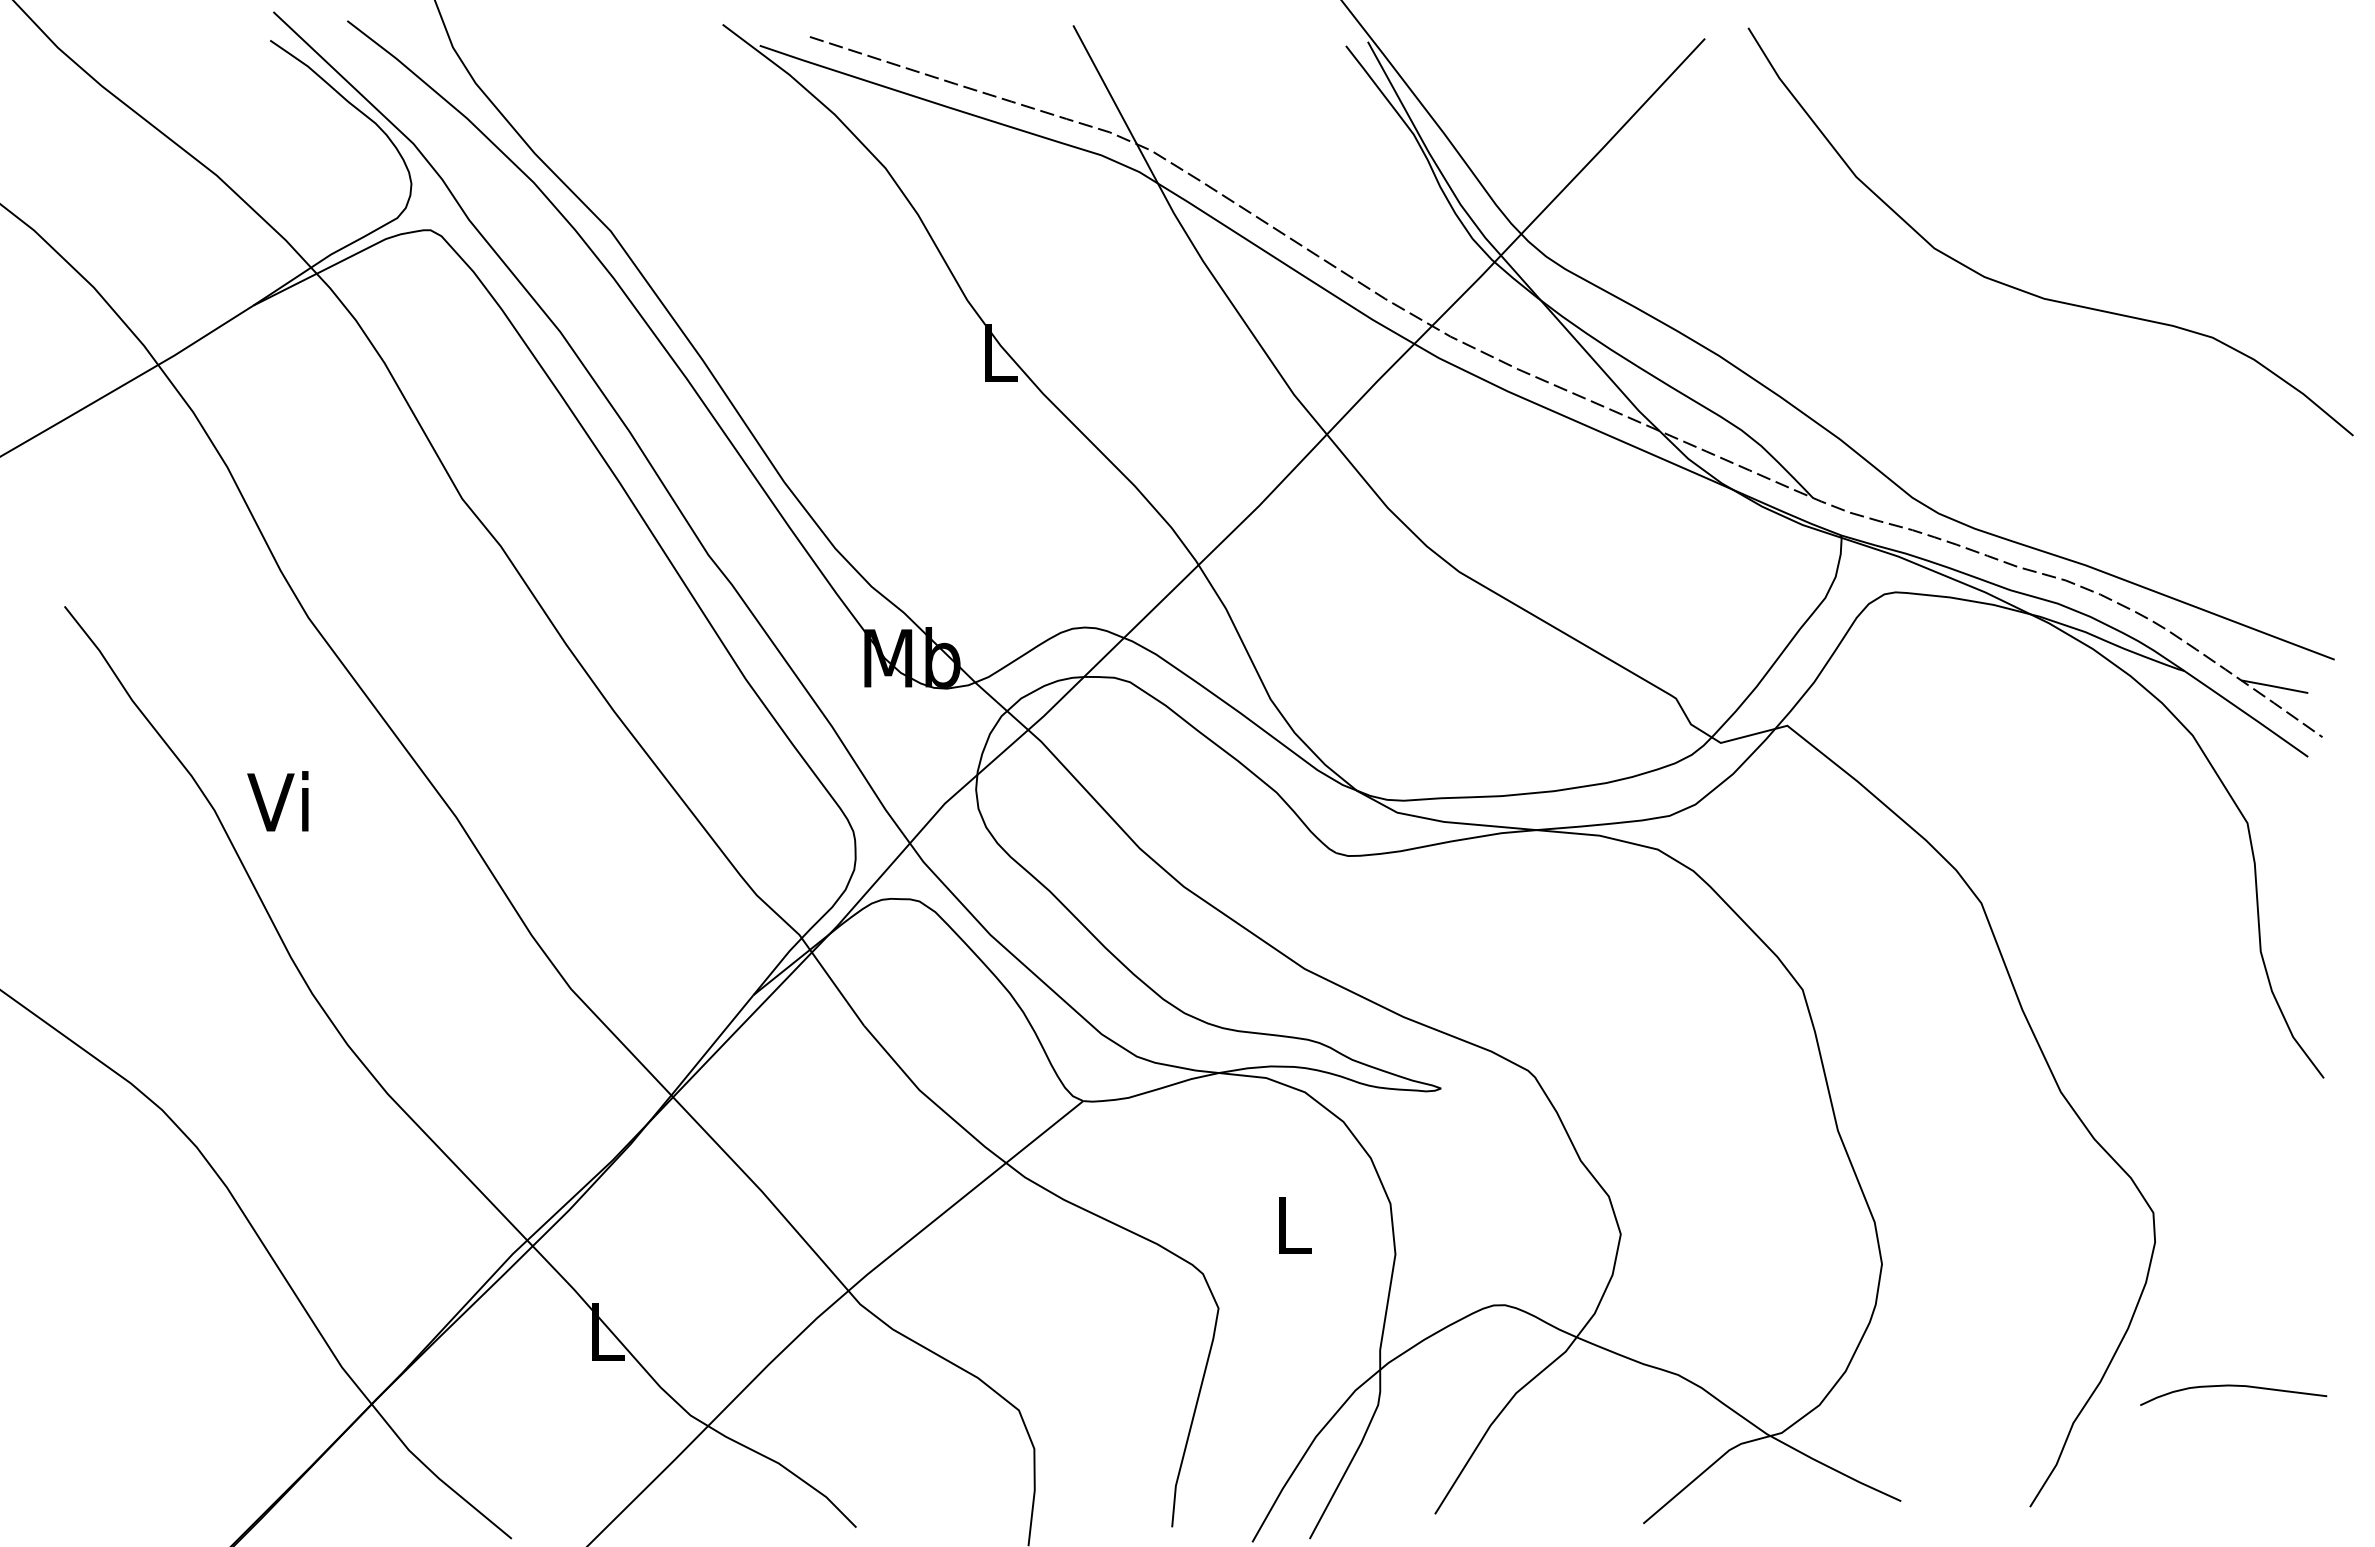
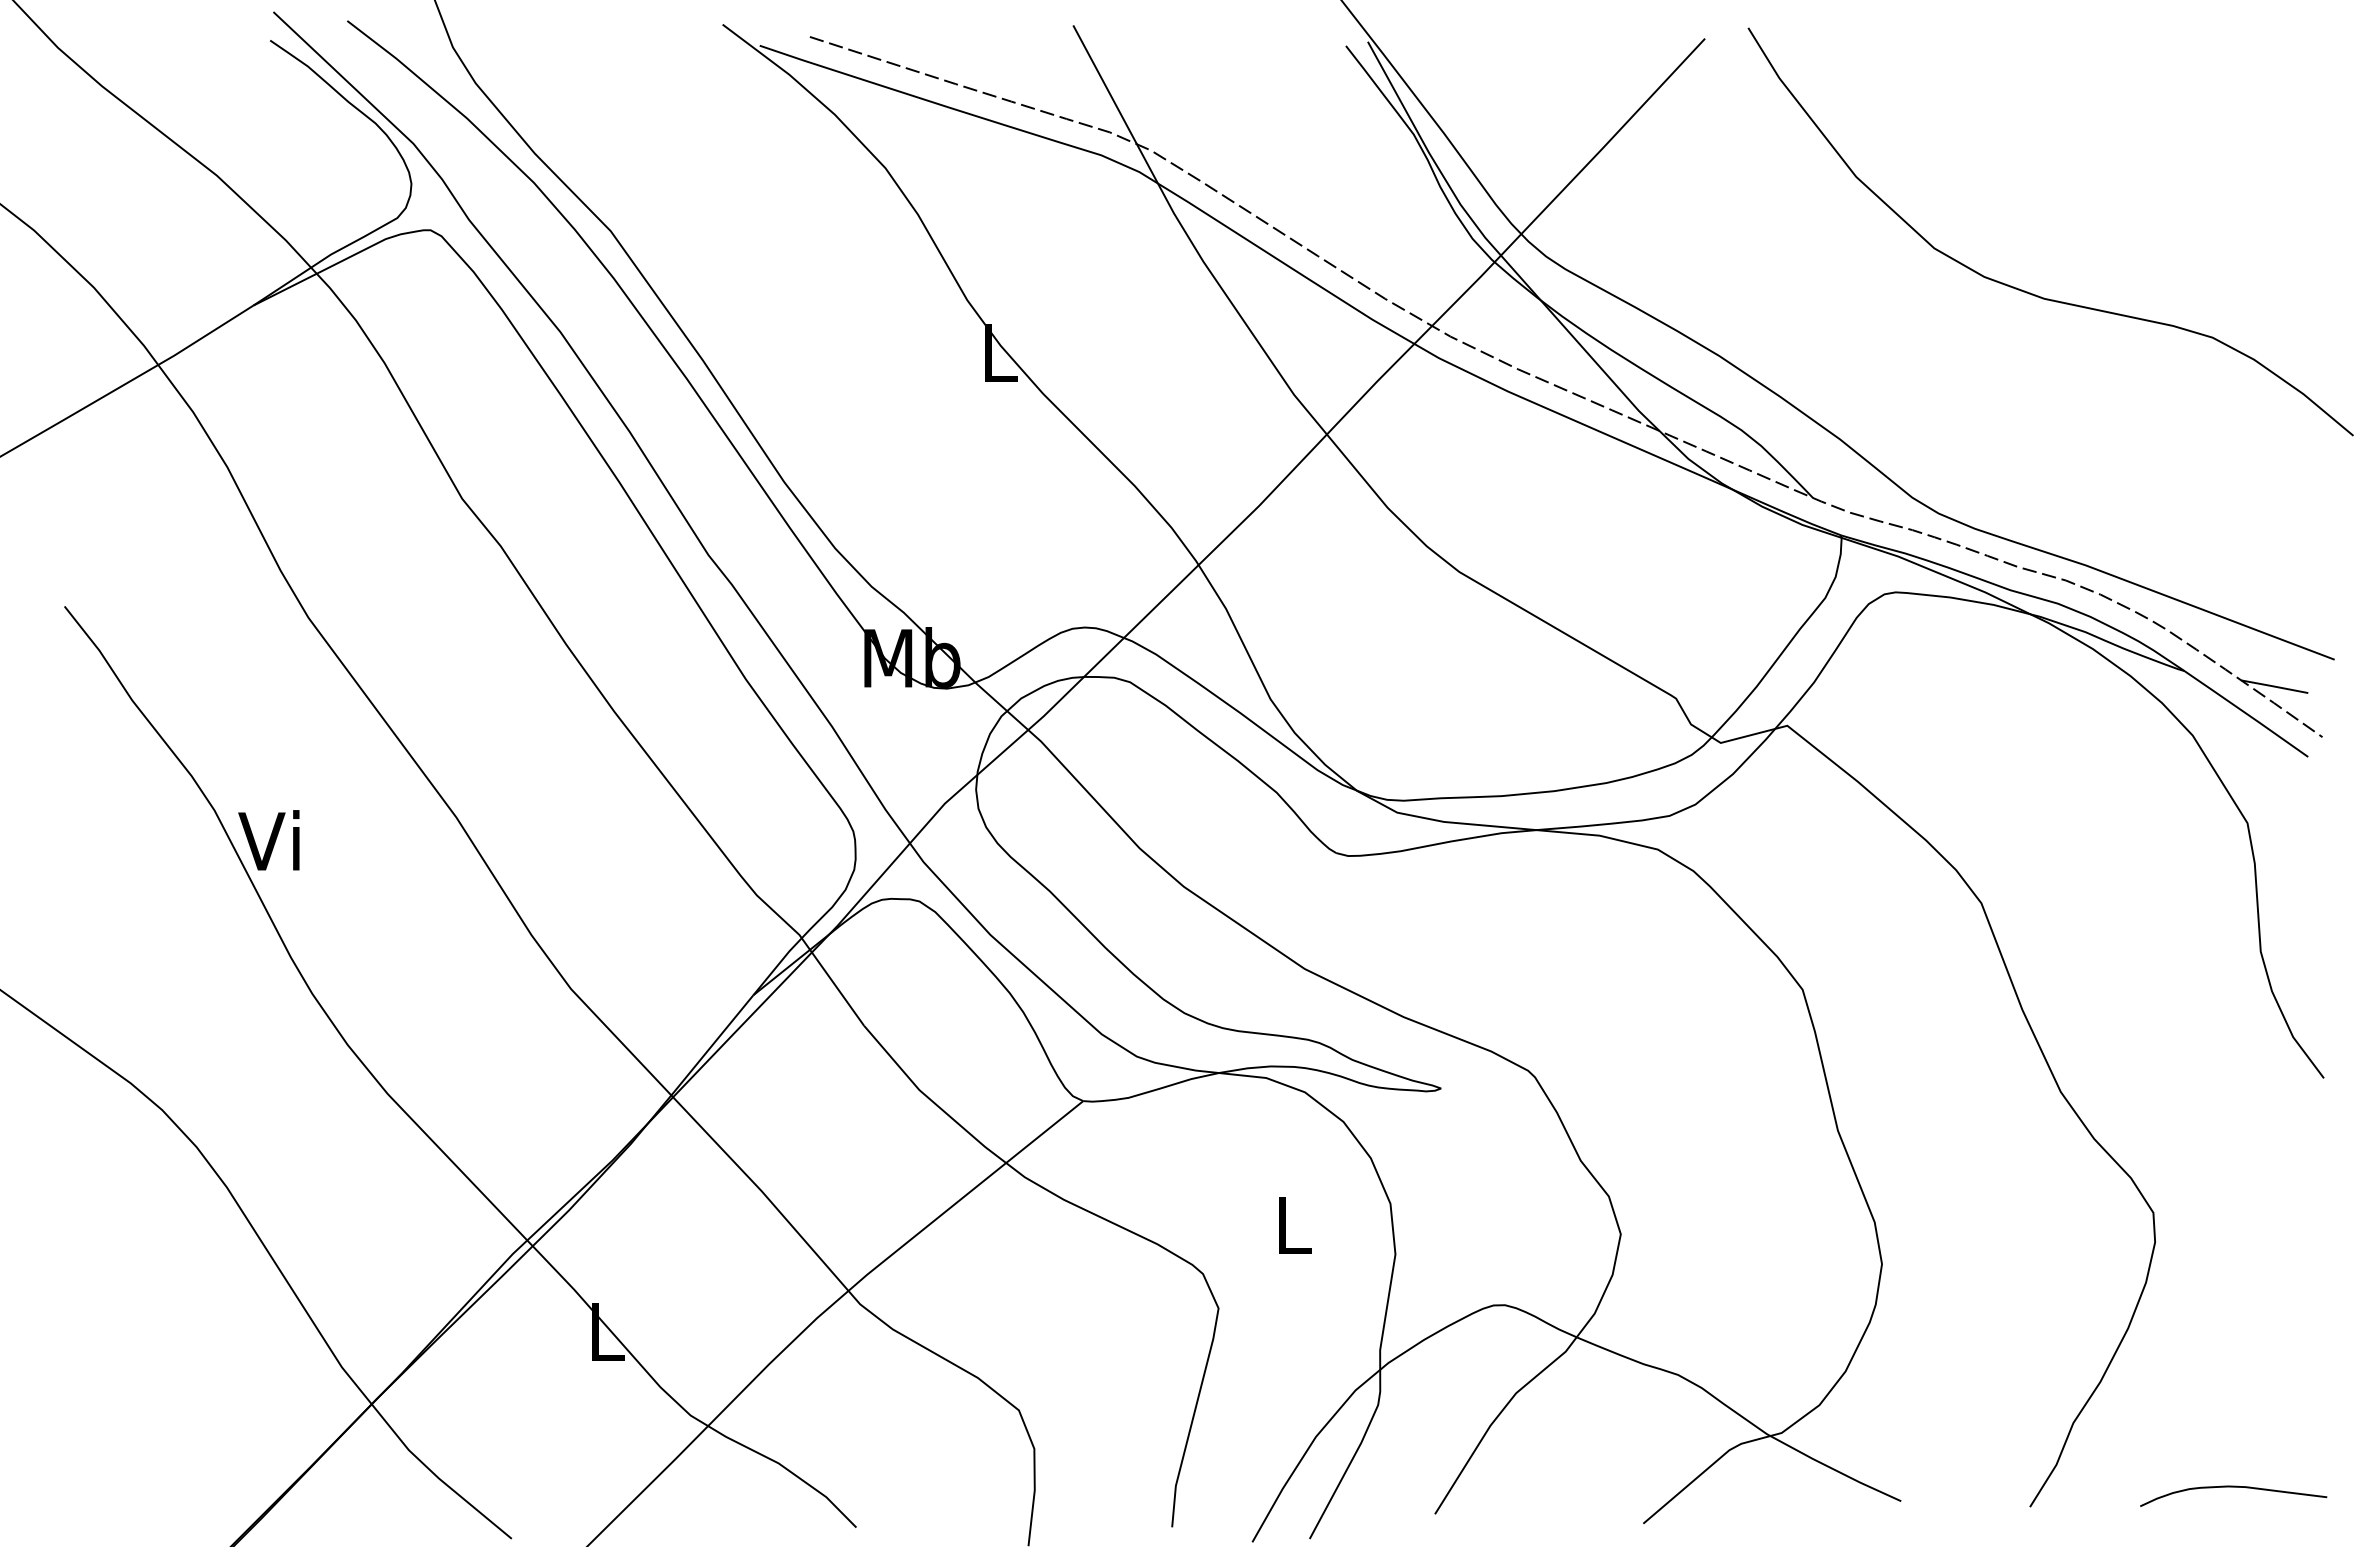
text position: (277, 801) -> (268, 840) (268, 840)
curve position: (2233, 1386) -> (2233, 1487) (2233, 1487)
